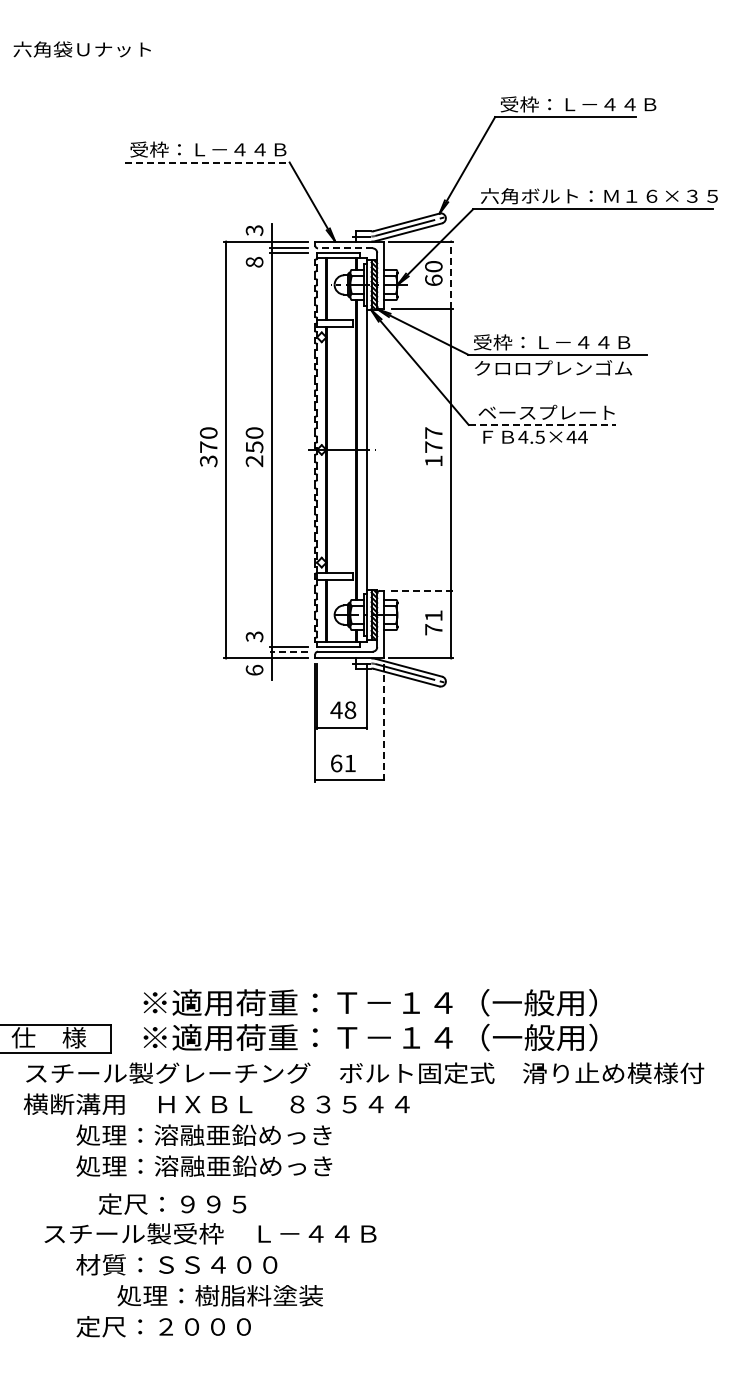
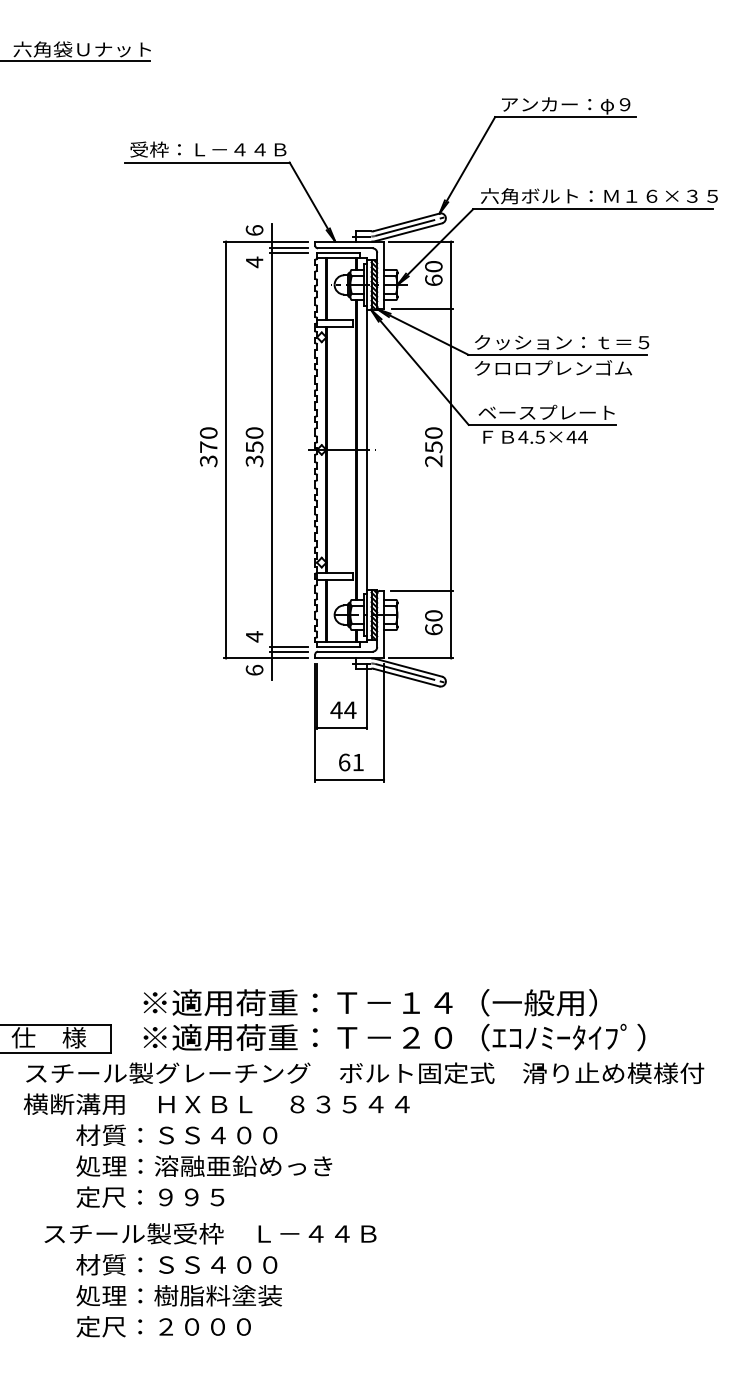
line: none -> present (75, 60)
text: 受枠：Ｌ－４４Ｂ -> アンカー：φ９ (578, 105)
line: dashed -> solid (207, 162)
text: 3 -> 6 (254, 230)
line: dashed -> solid (344, 248)
text: 8 -> 4 (254, 262)
line: dashed -> solid (451, 275)
text: 受枠：Ｌ－４４Ｂ -> クッション：ｔ＝５ (561, 342)
line: dashed -> solid (542, 424)
text: 177 -> 250 (433, 447)
text: 250 -> 350 (254, 461)
line: dashed -> solid (422, 590)
text: 71 -> 60 (433, 622)
text: 3 -> 4 (254, 636)
line: dashed -> solid (288, 651)
text: 48 -> 44 (350, 710)
line: dashed -> solid (383, 722)
text position: (343, 763) -> (351, 762) (351, 762)
text: ※適用荷重：Ｔ－１４（一般用） -> ※適用荷重：Ｔ－２０（ｴｺﾉﾐｰﾀｲﾌﾟ） (524, 1037)
text: 処理：溶融亜鉛めっき -> 材質：ＳＳ４００ (203, 1134)
text position: (172, 1203) -> (150, 1196) (150, 1196)
text position: (219, 1295) -> (178, 1295) (178, 1295)
